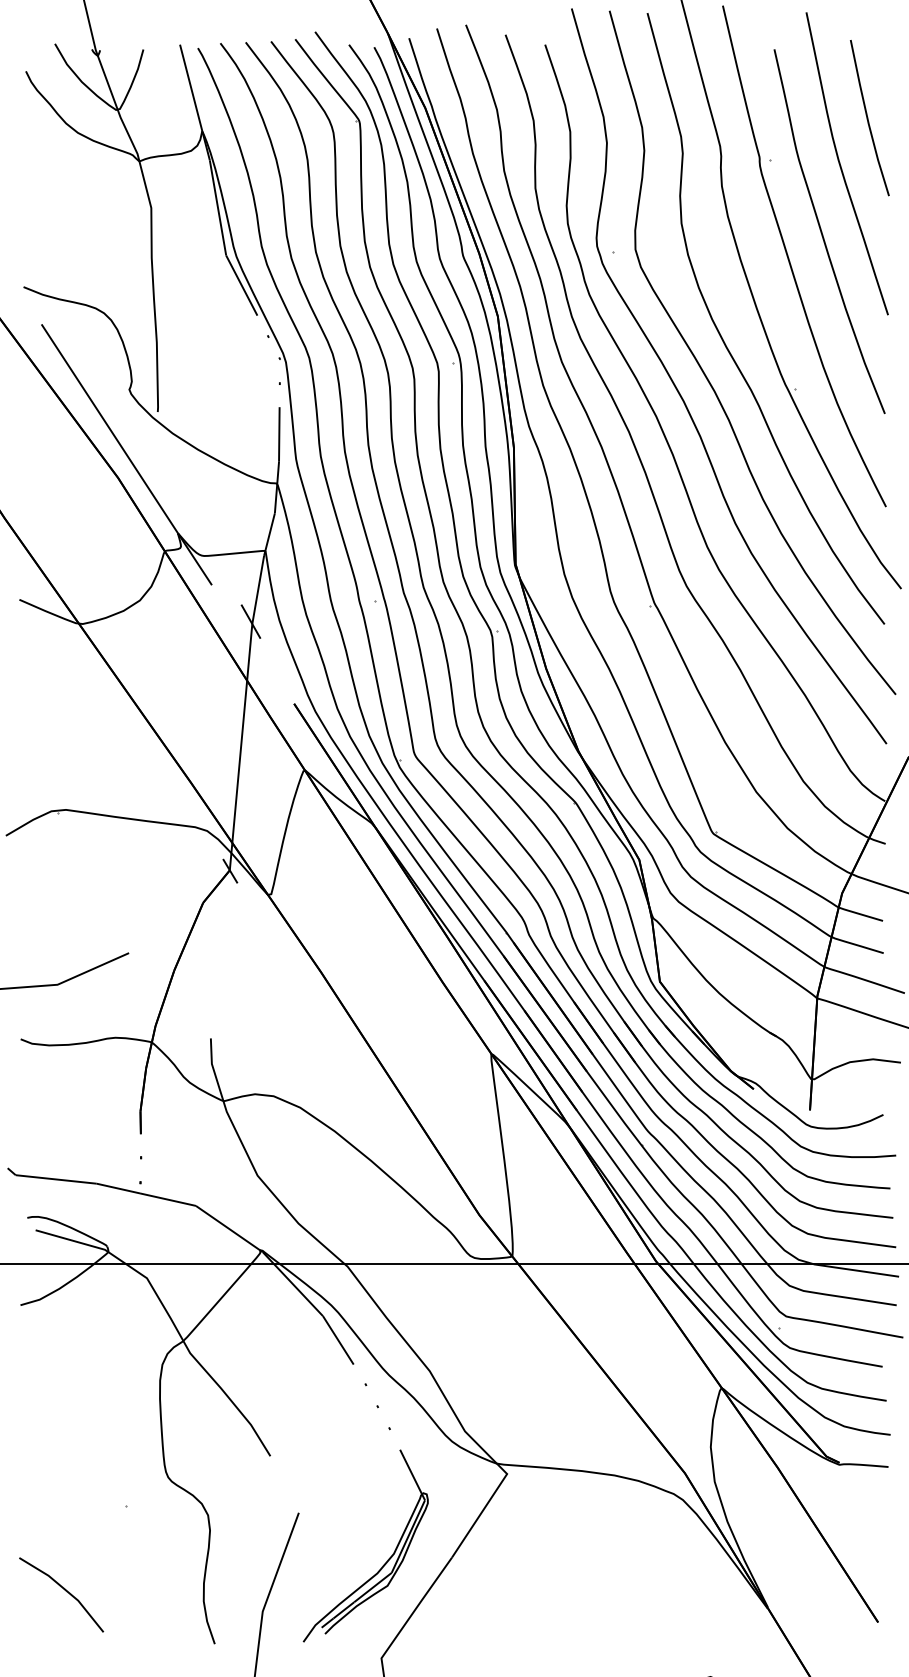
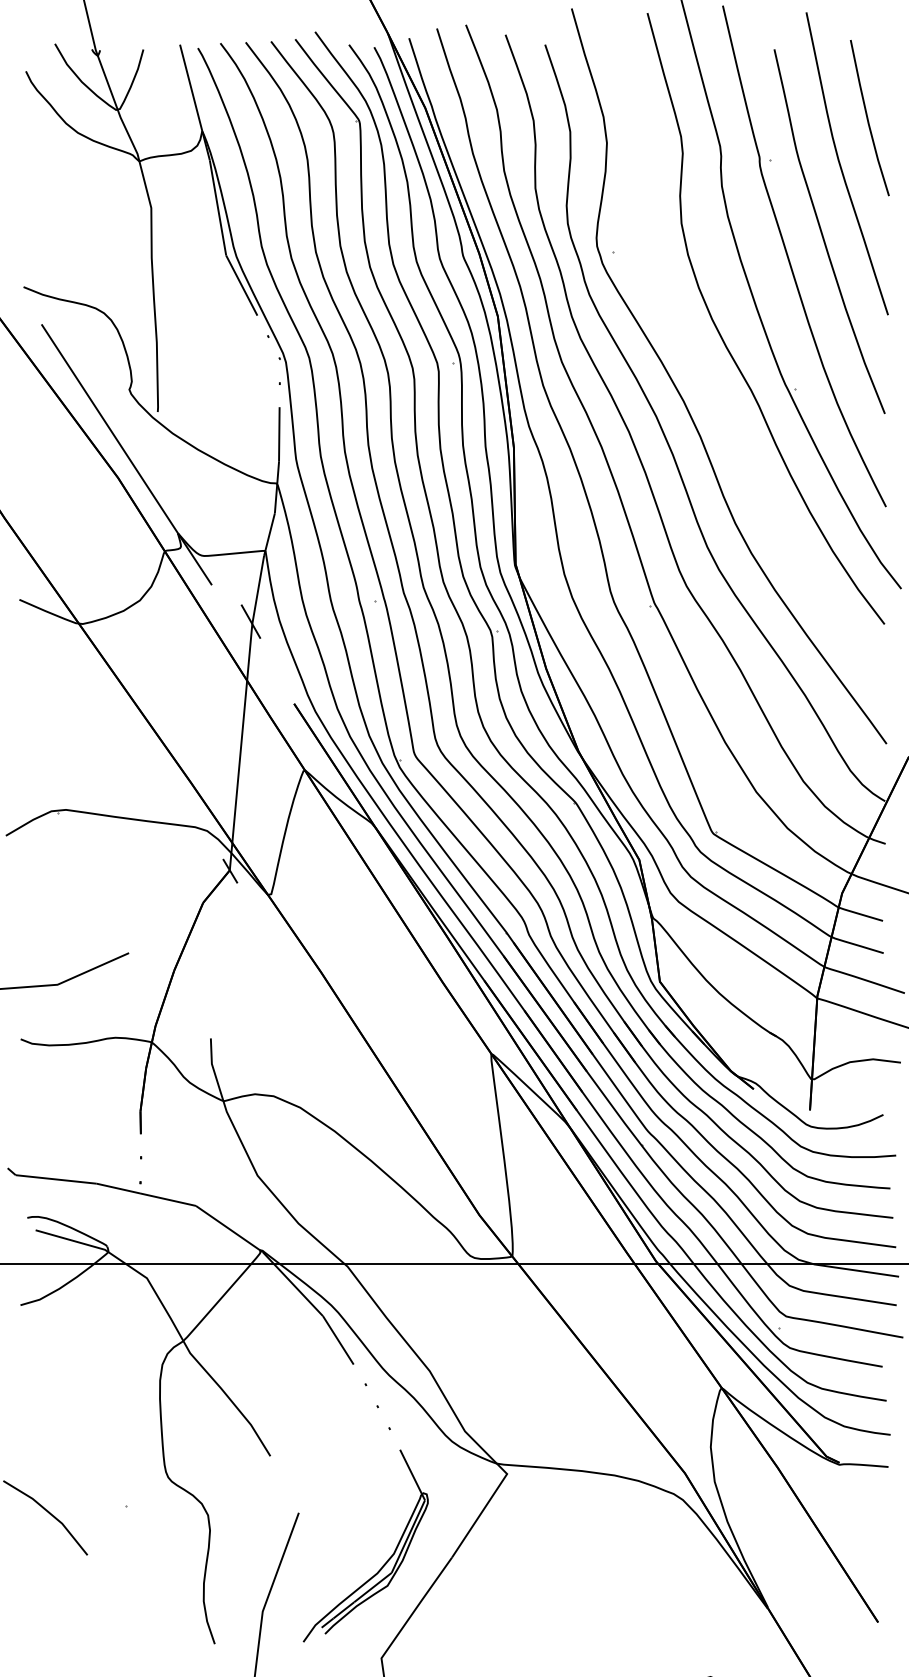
curve: present -> none (708, 378)
line position: (64, 1590) -> (48, 1513) (48, 1513)
